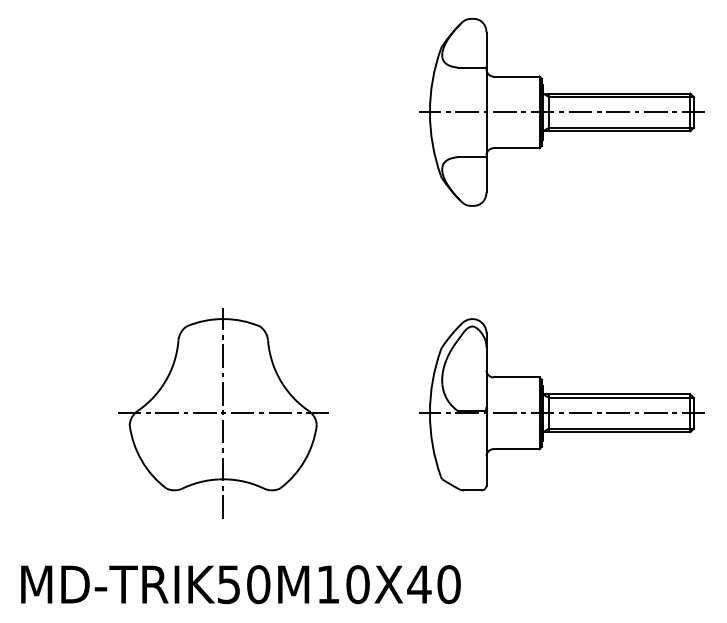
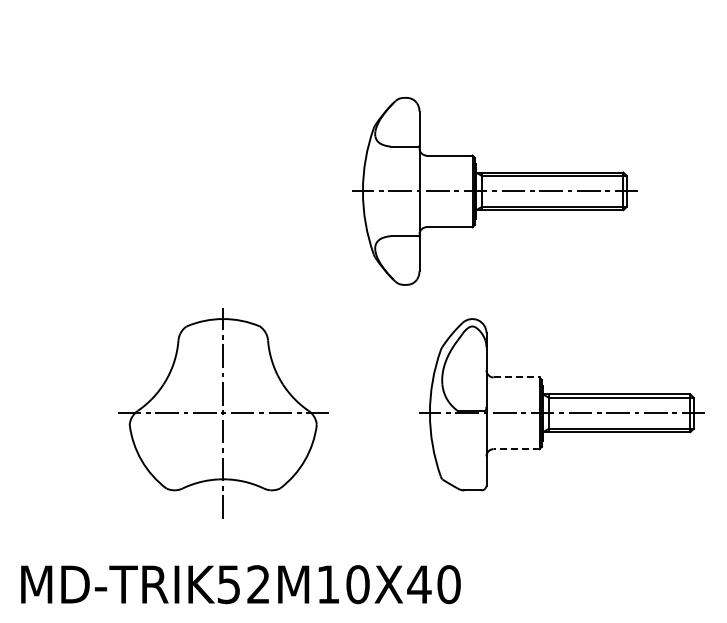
part position: (561, 112) -> (494, 191) (494, 191)
line: solid -> dashed (516, 377)
line: solid -> dashed (516, 449)
text: MD-TRIK50M10X40 -> MD-TRIK52M10X40 (258, 584)
